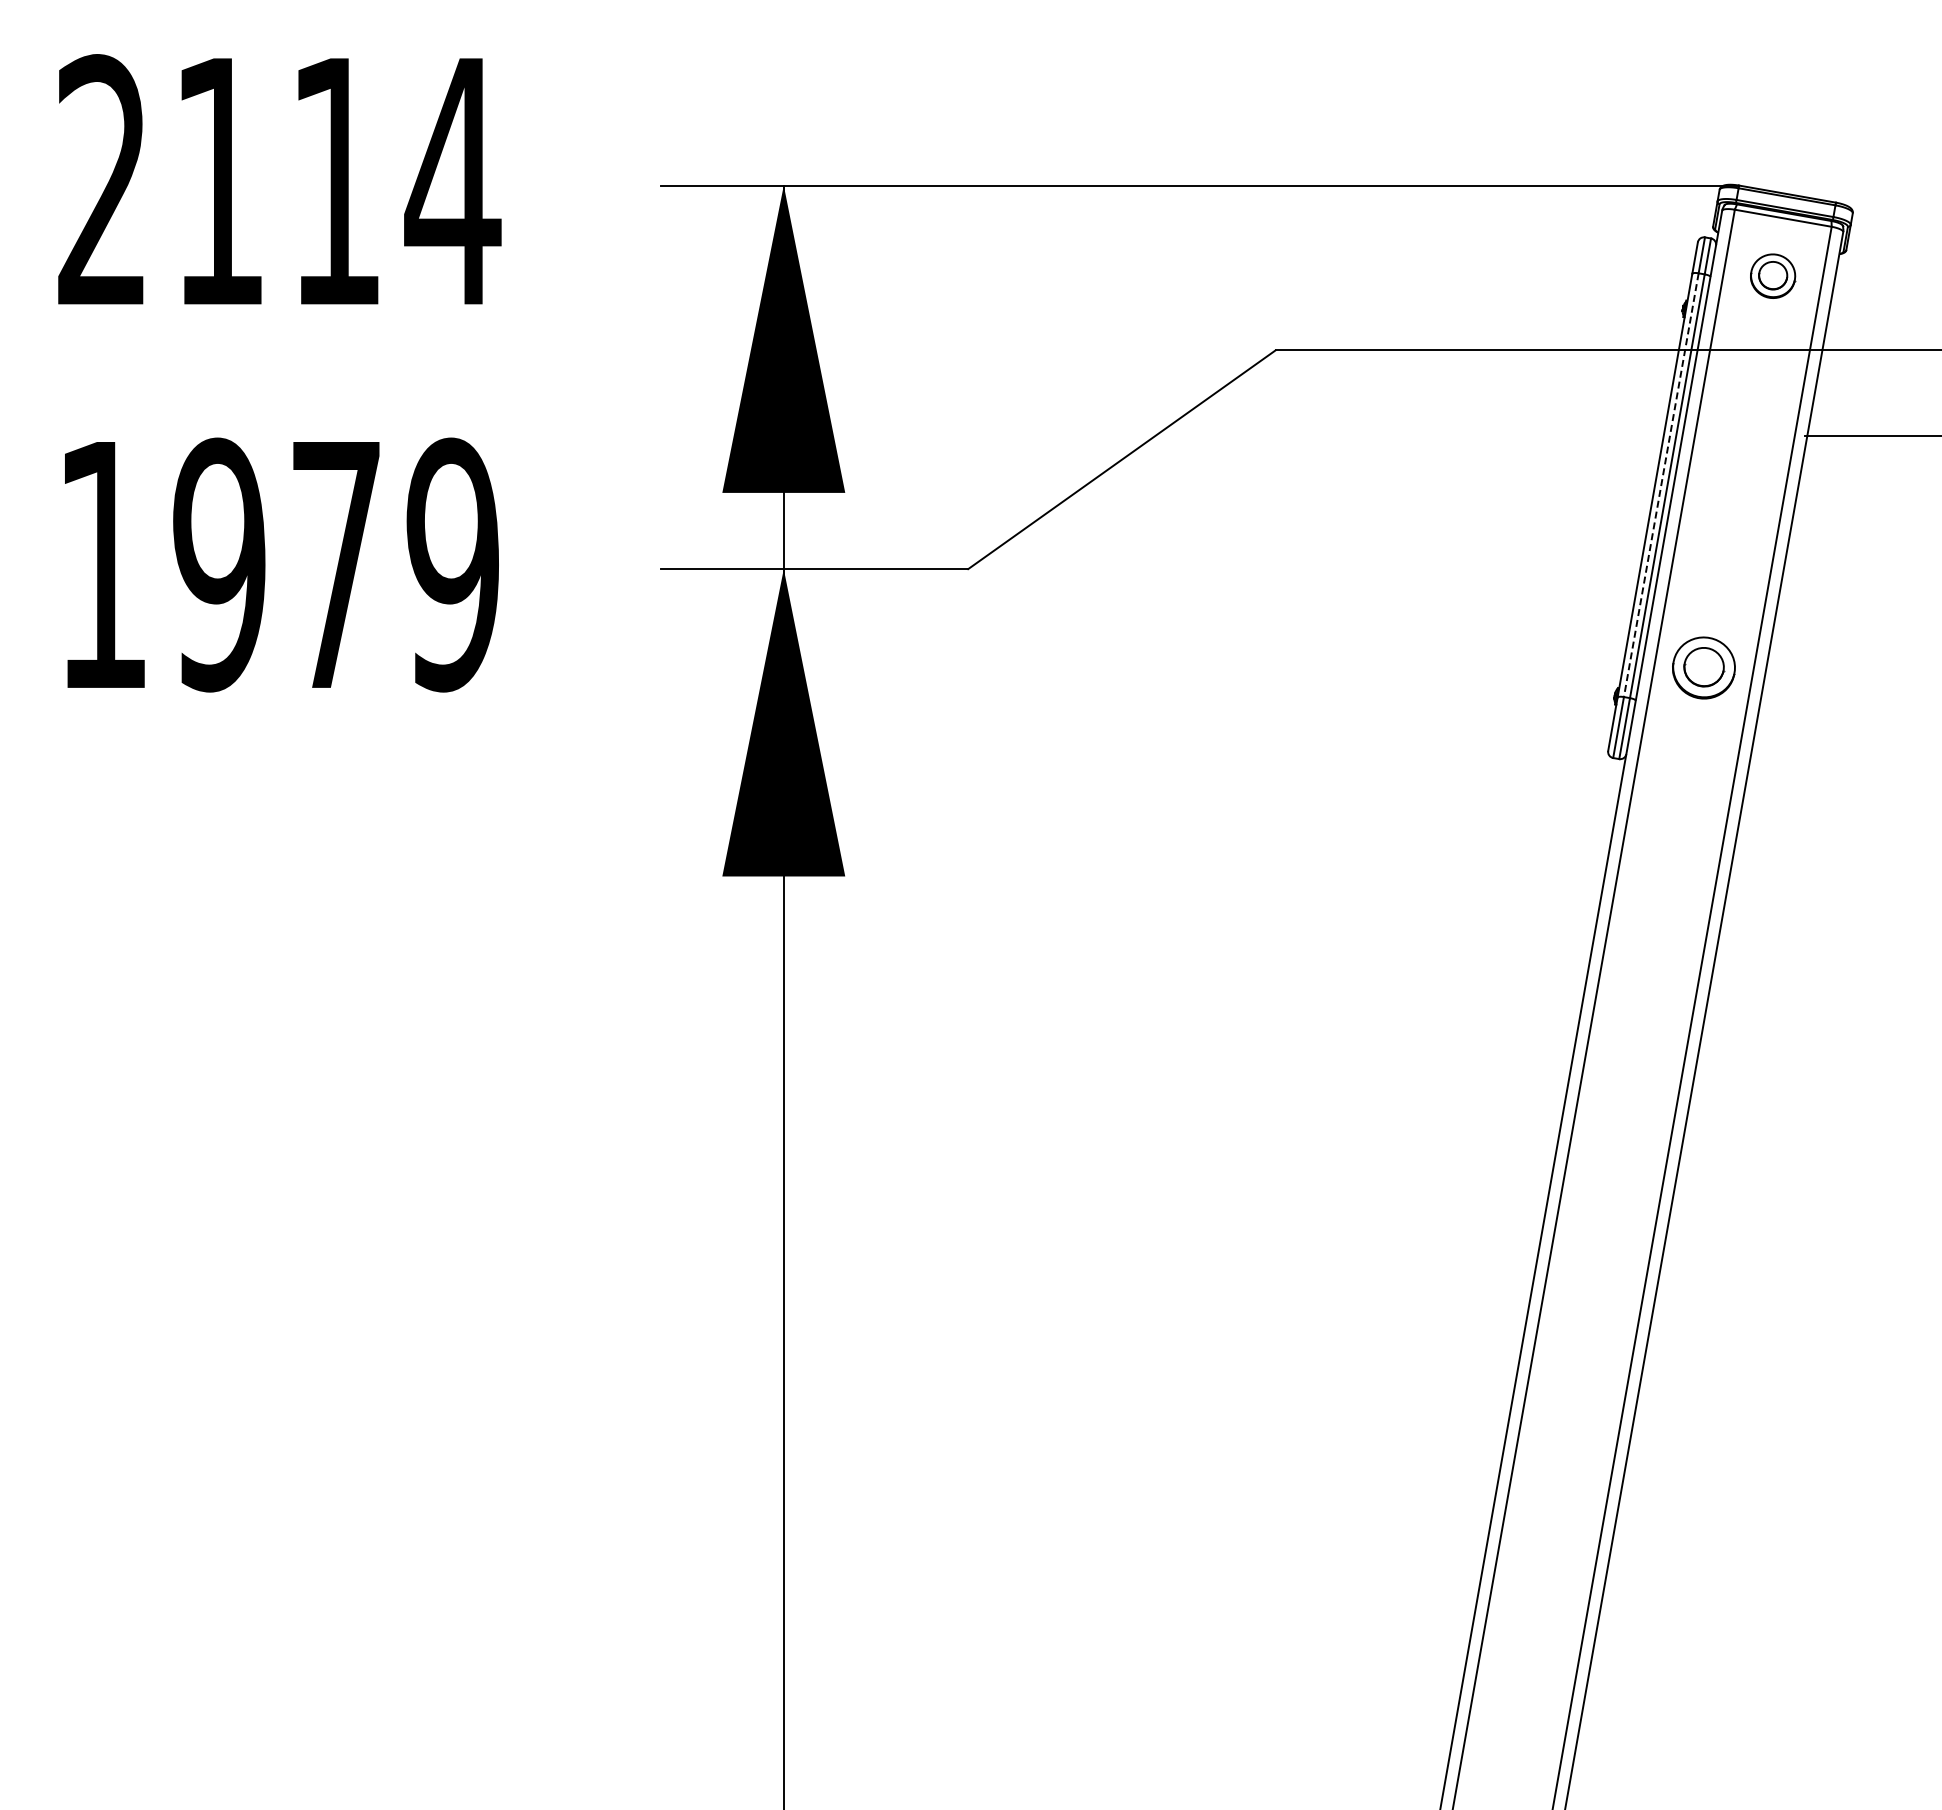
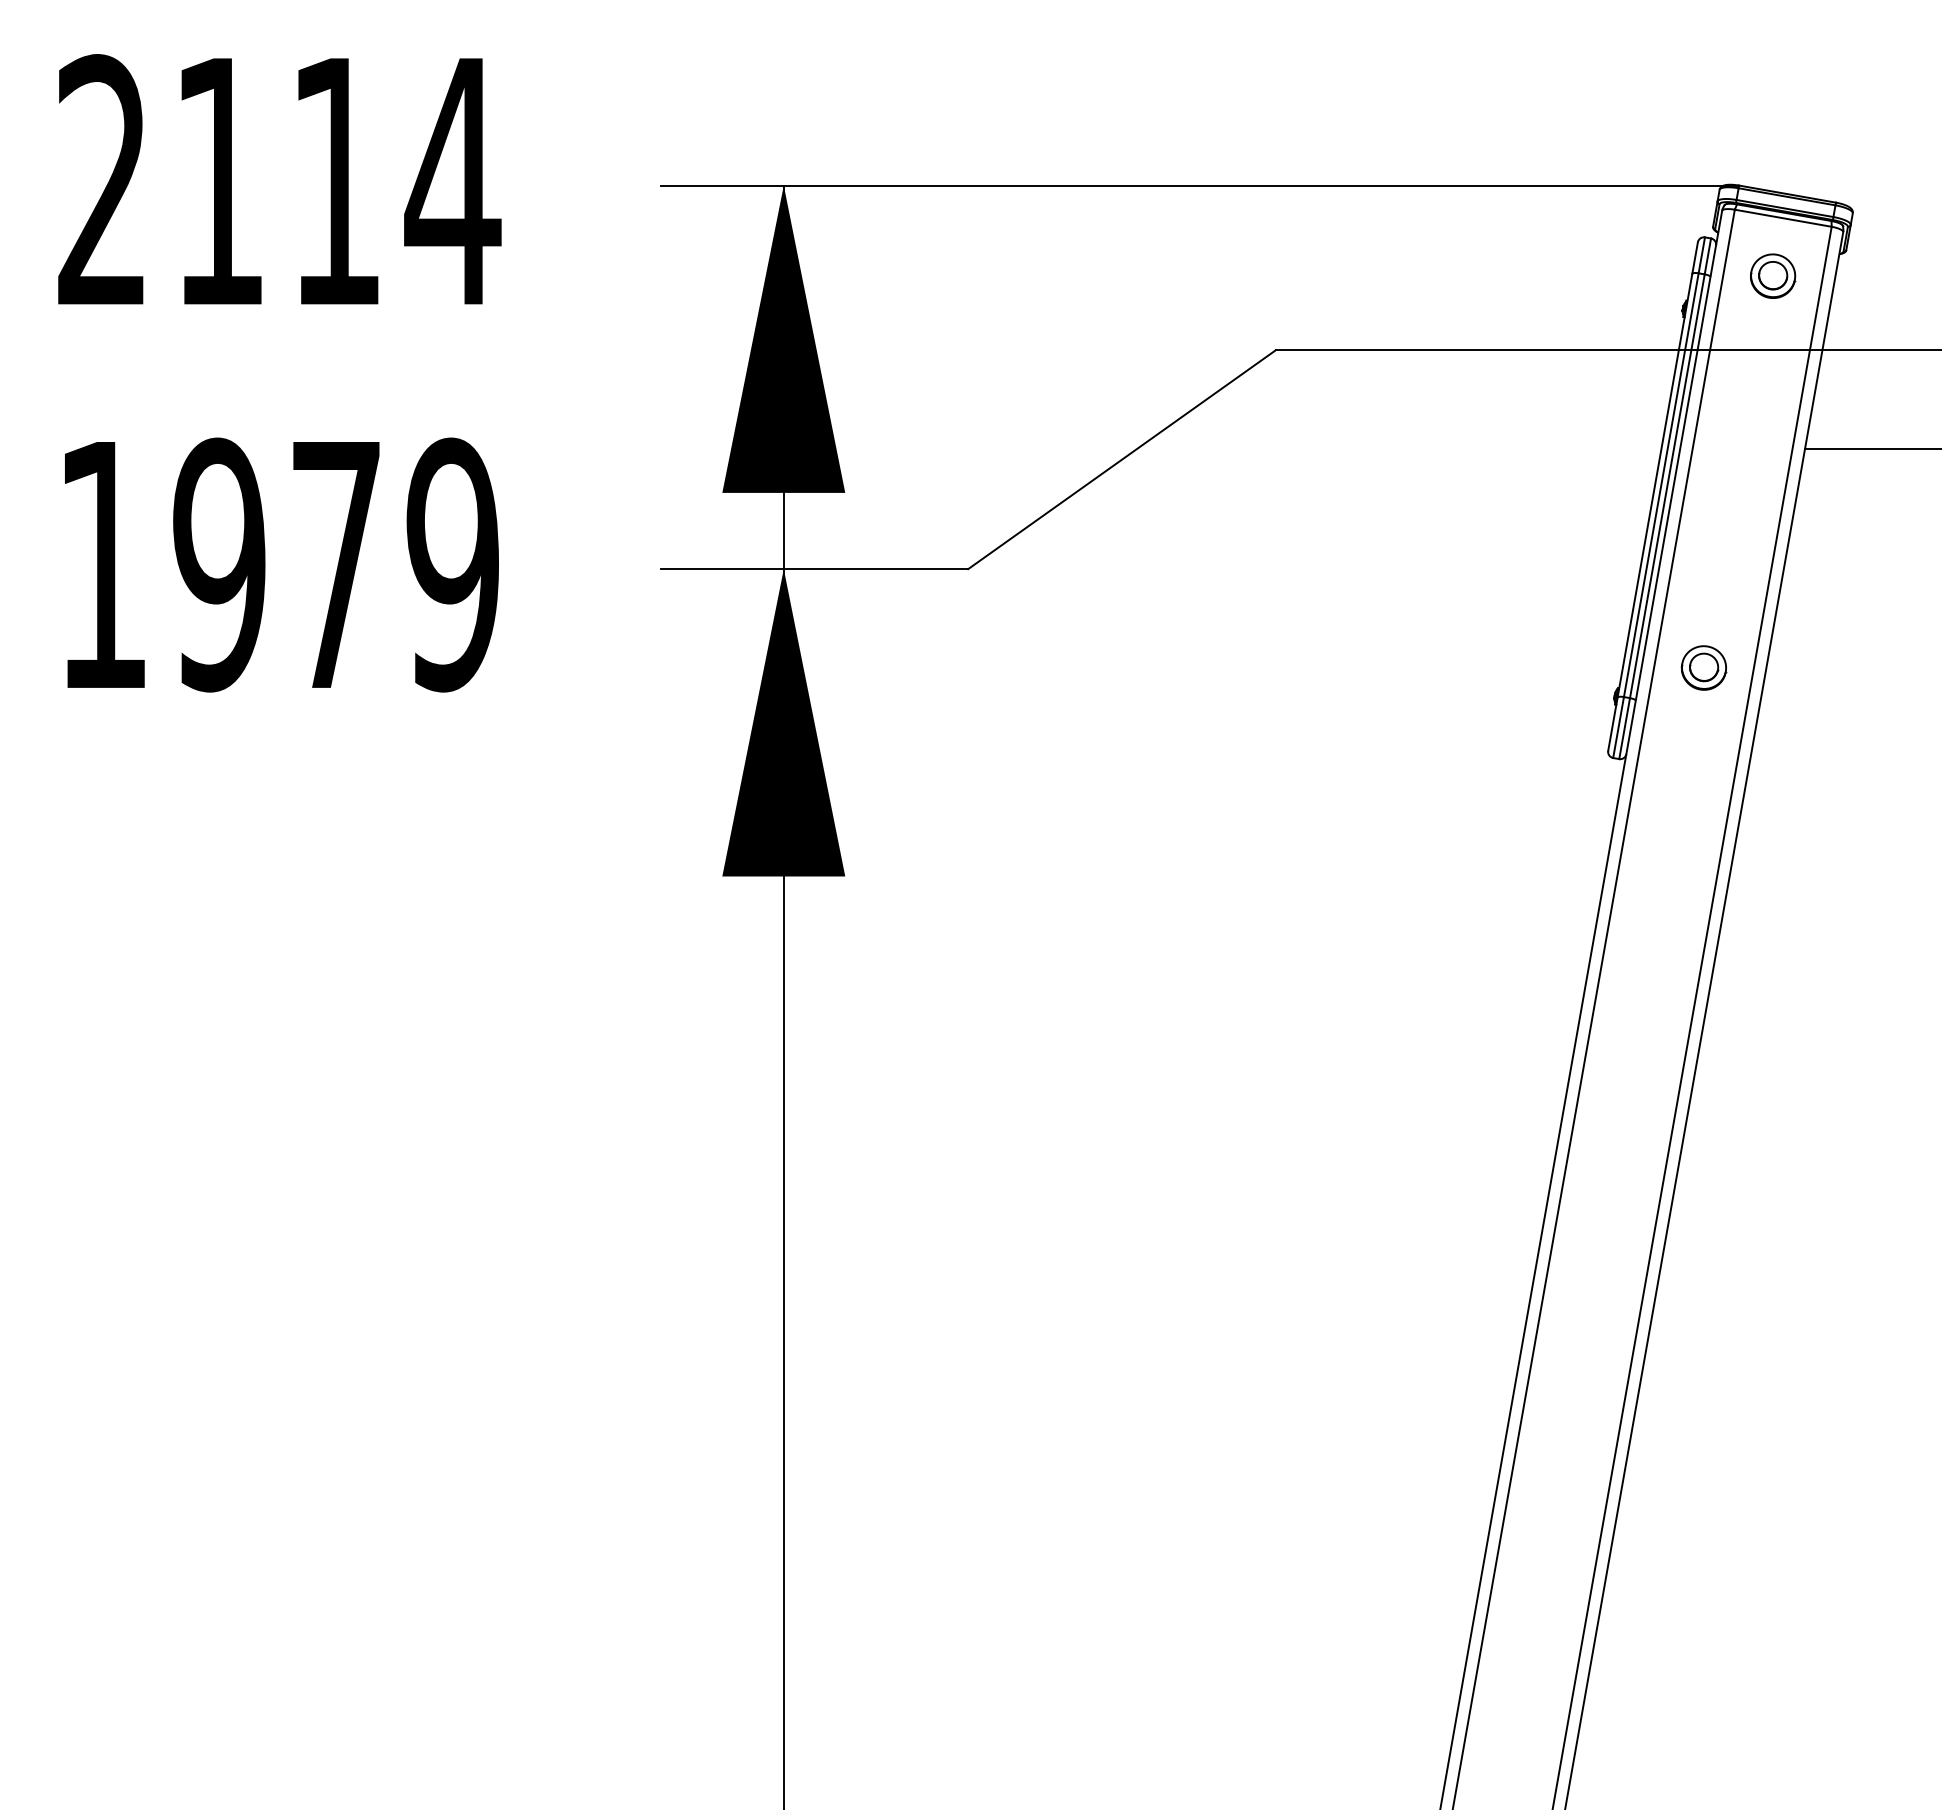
line position: (1871, 435) -> (1871, 448) (1871, 448)
line: dashed -> solid (1661, 485)
part size: 64x64 px -> 48x46 px (1703, 667)
